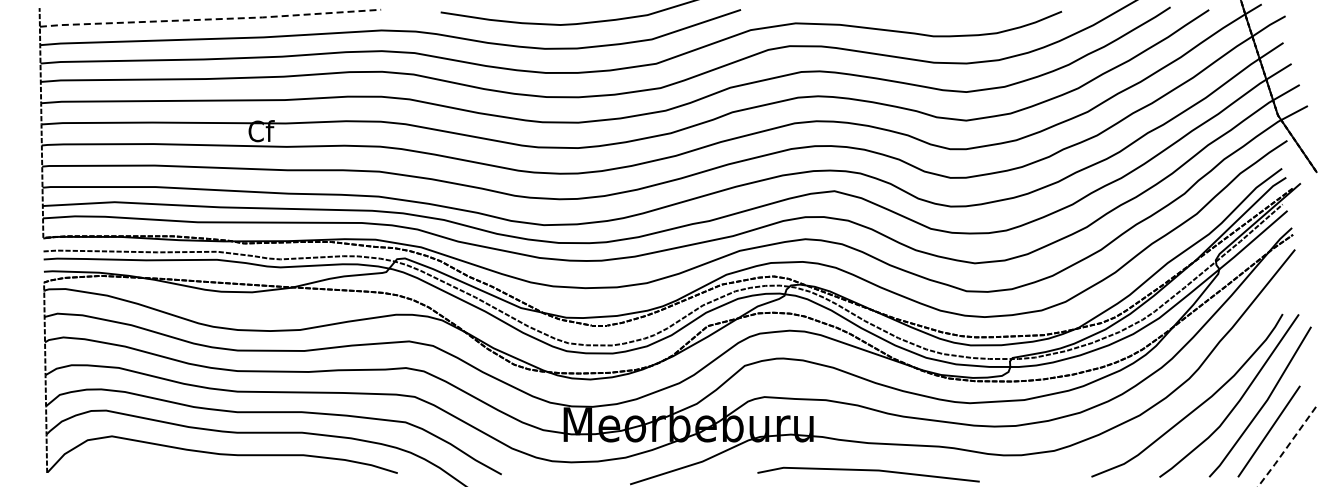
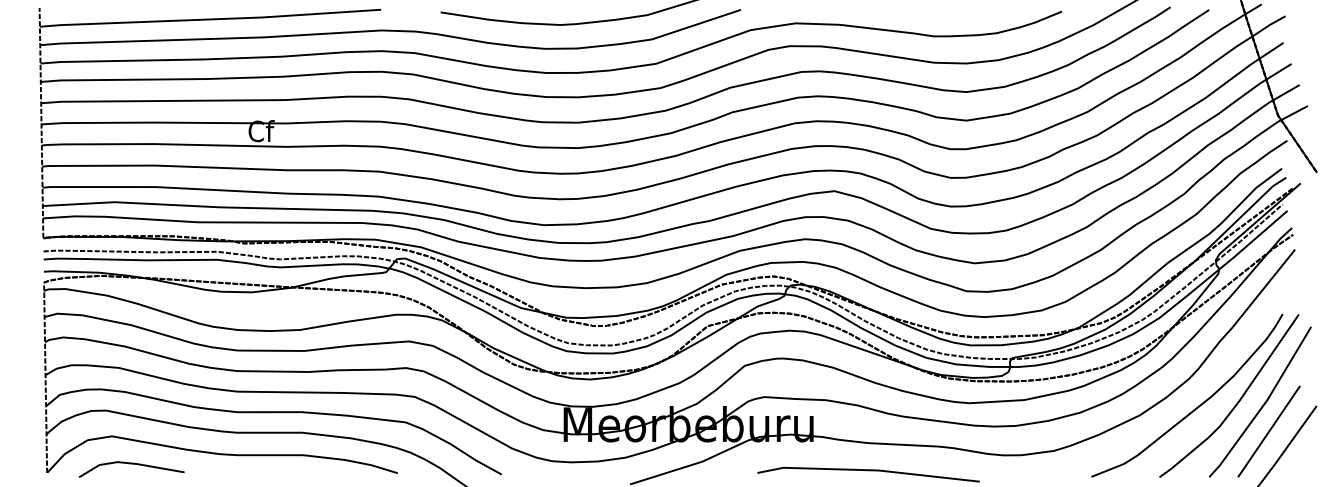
line: dashed -> solid (210, 19)
line: dashed -> solid (1287, 446)
line: none -> present (131, 464)
